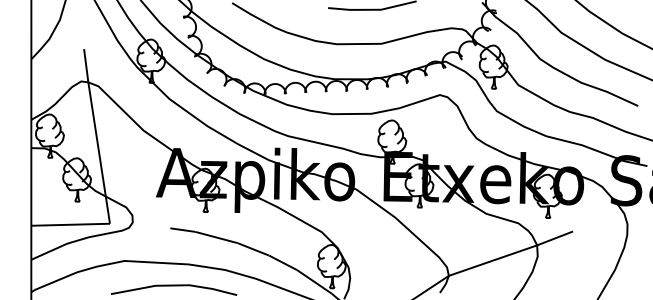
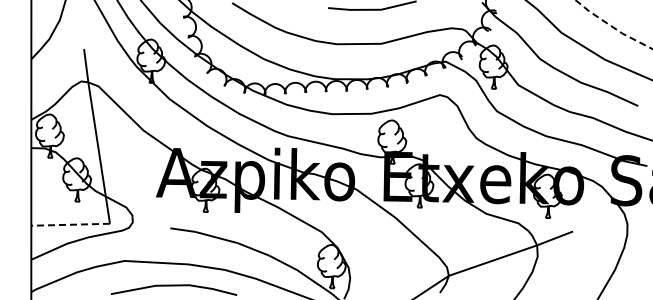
line: solid -> dashed (612, 27)
line: solid -> dashed (70, 224)
